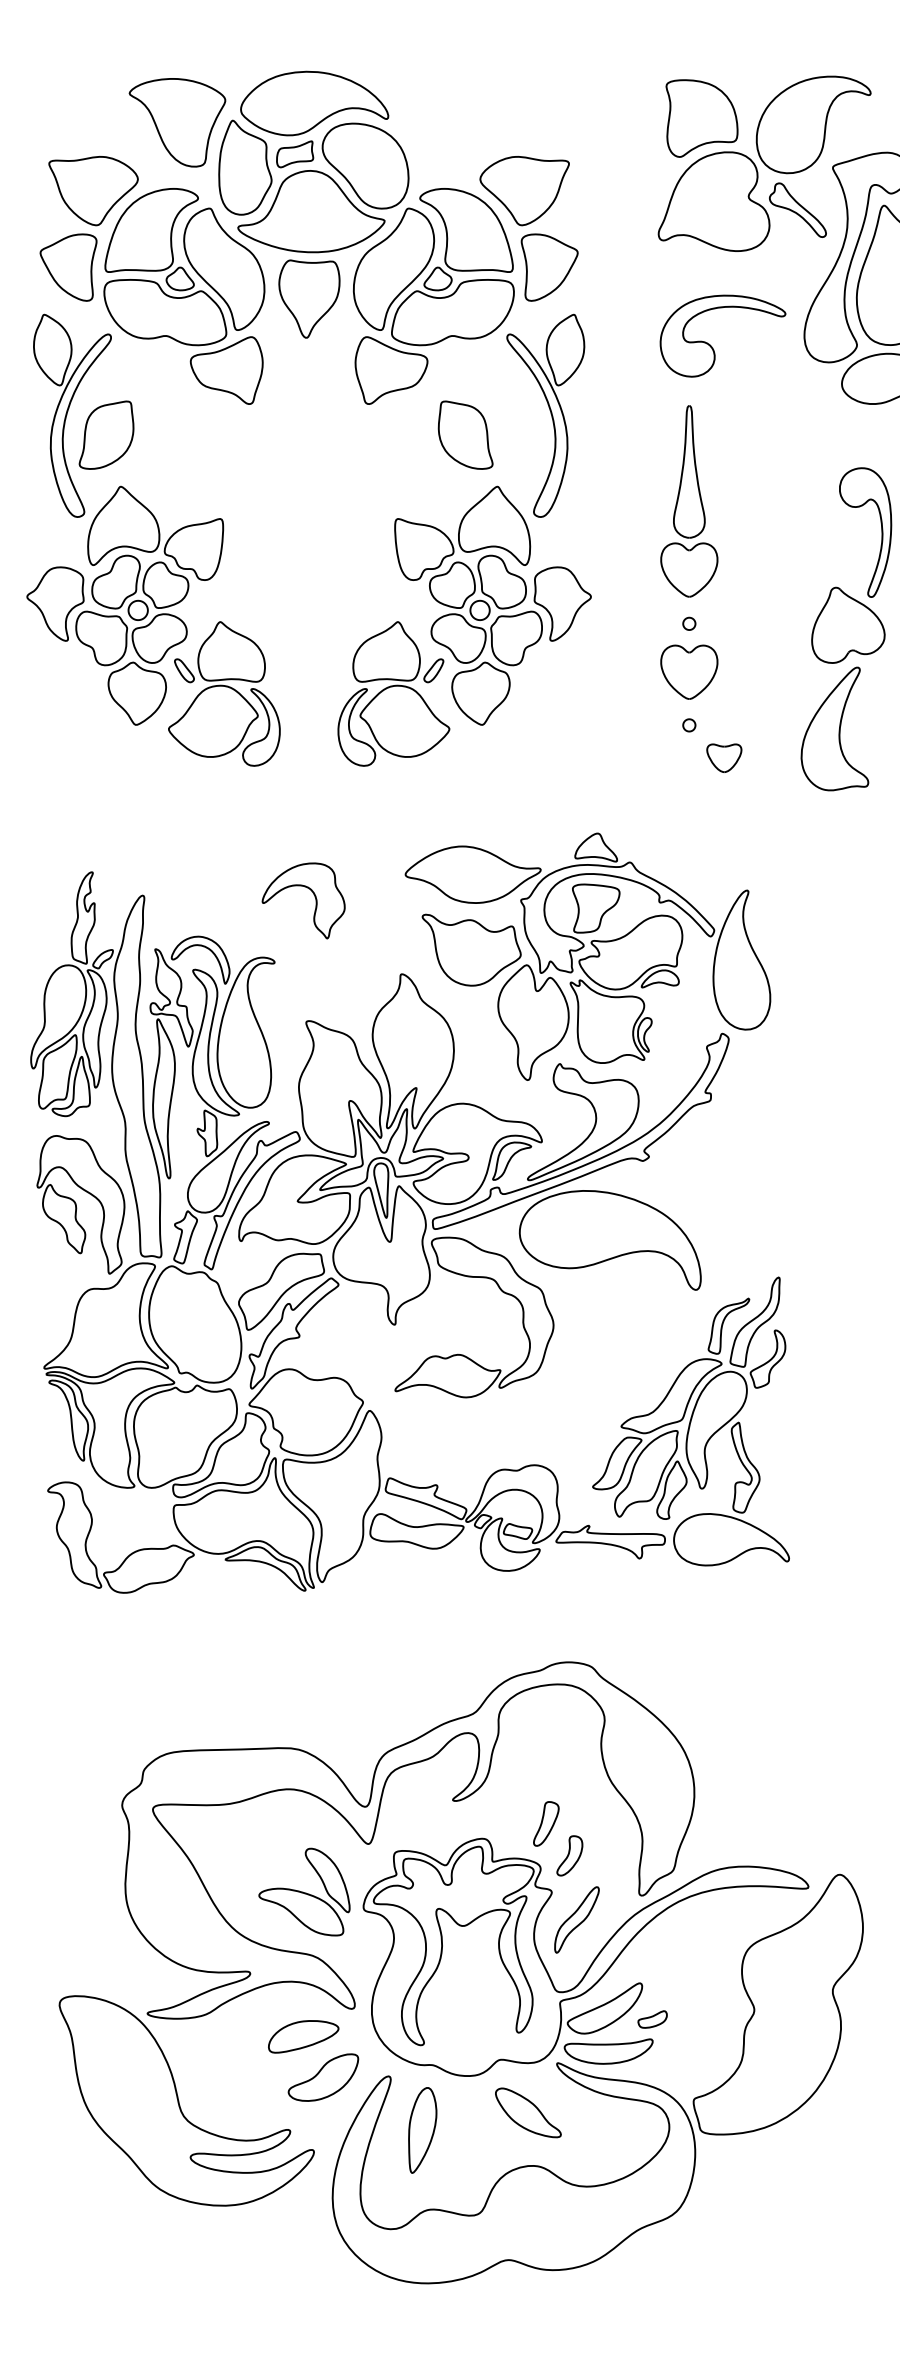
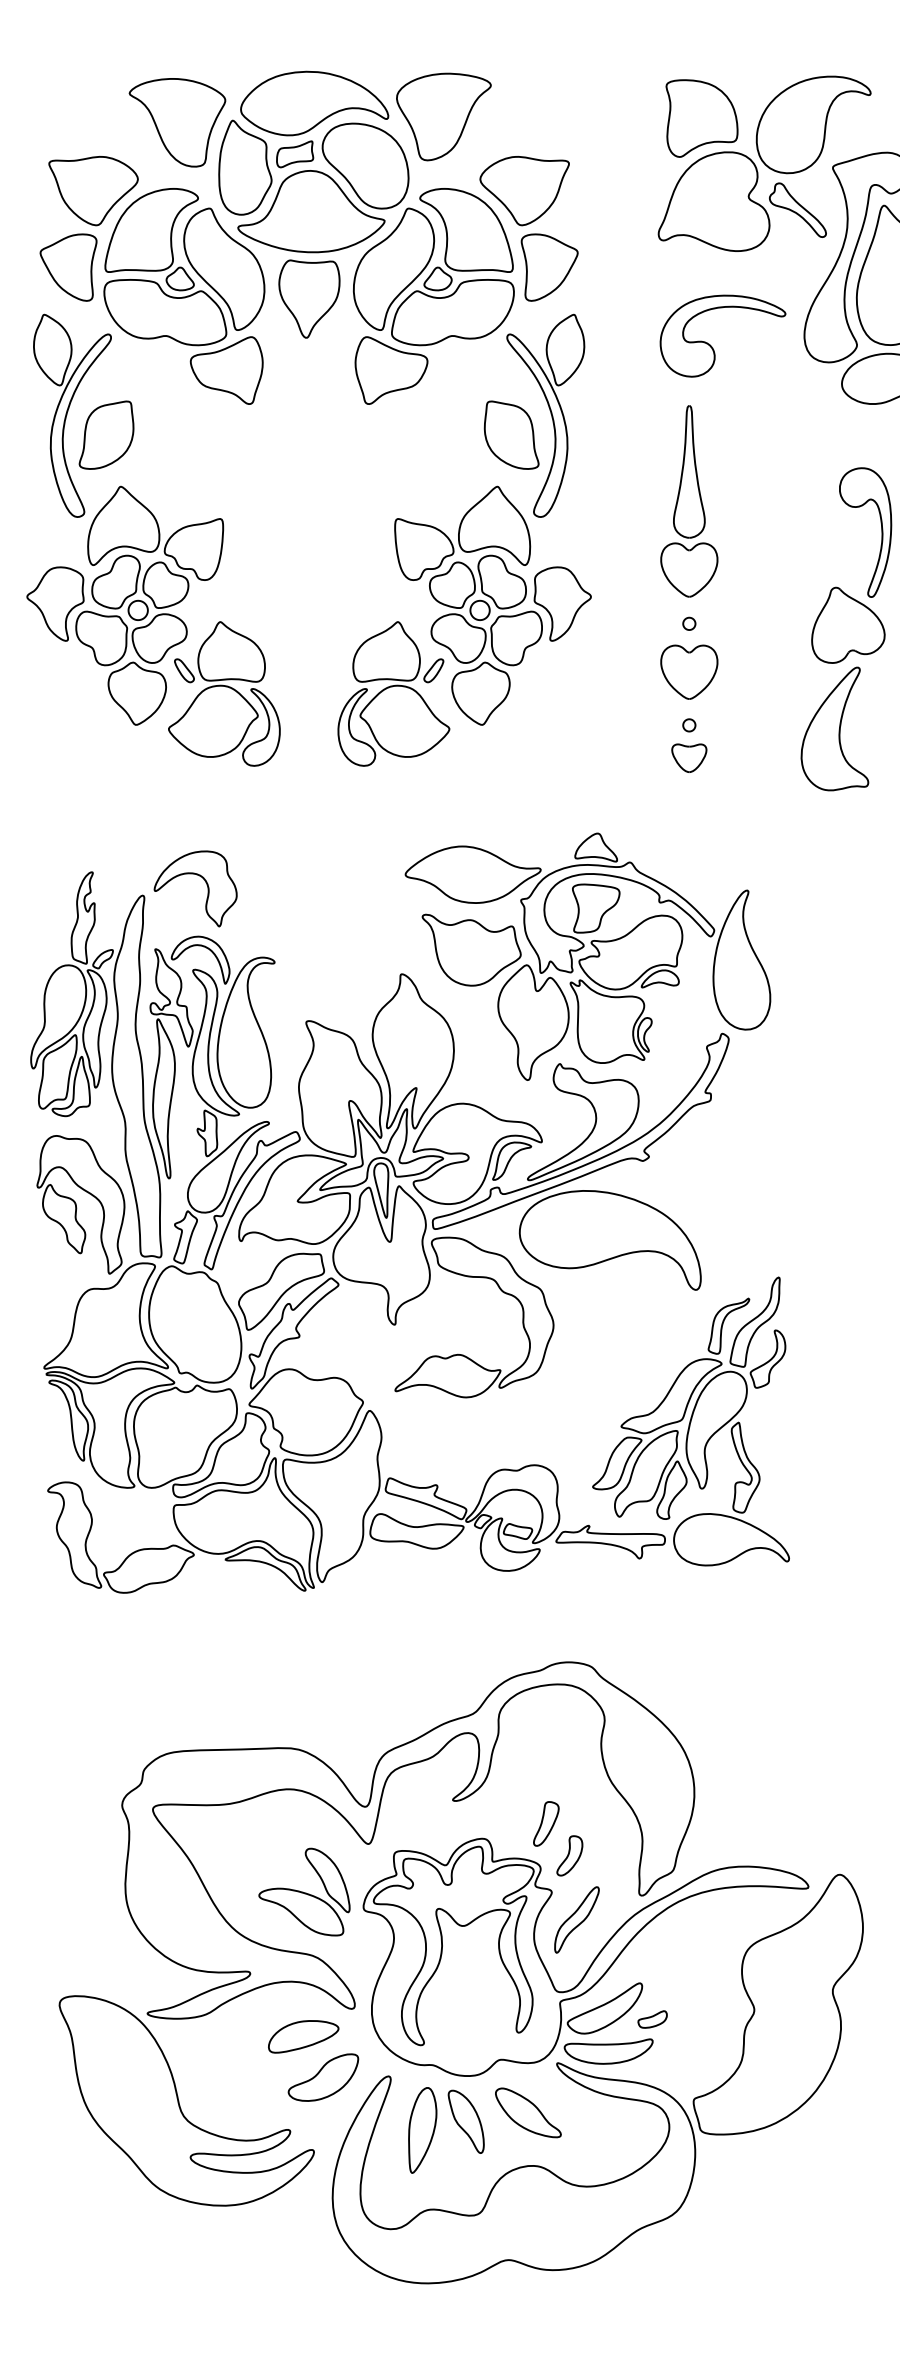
part: none -> present (443, 116)
part position: (465, 434) -> (511, 434) (511, 434)
part position: (724, 757) -> (689, 757) (689, 757)
part position: (314, 897) -> (206, 885) (206, 885)
part: none -> present (465, 2121)
